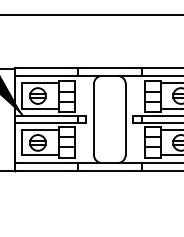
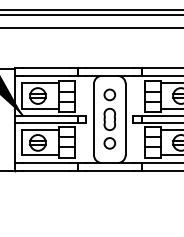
line: none -> present (91, 9)
line: none -> present (91, 27)
part: none -> present (109, 118)
